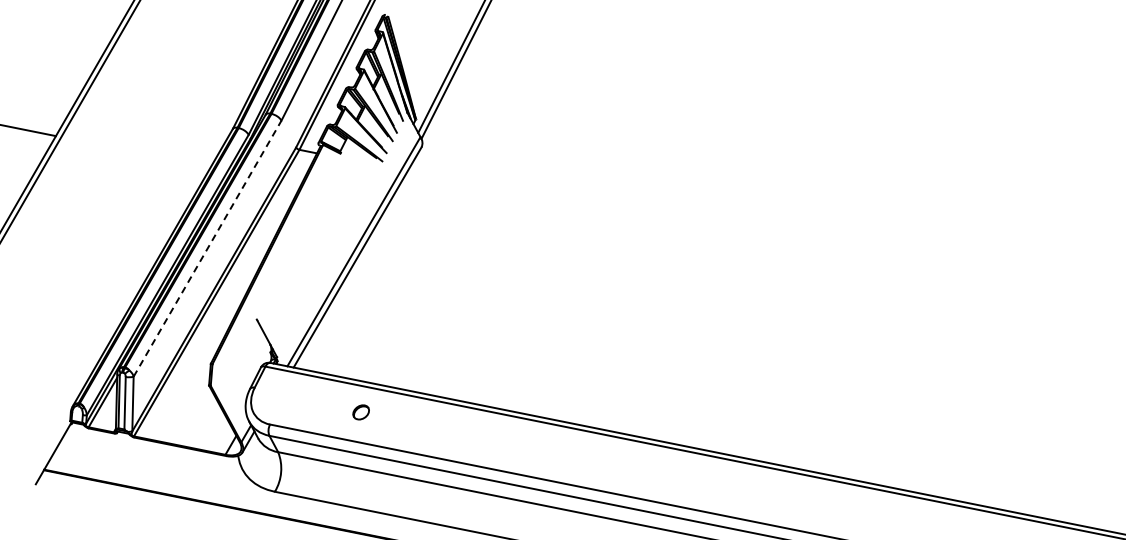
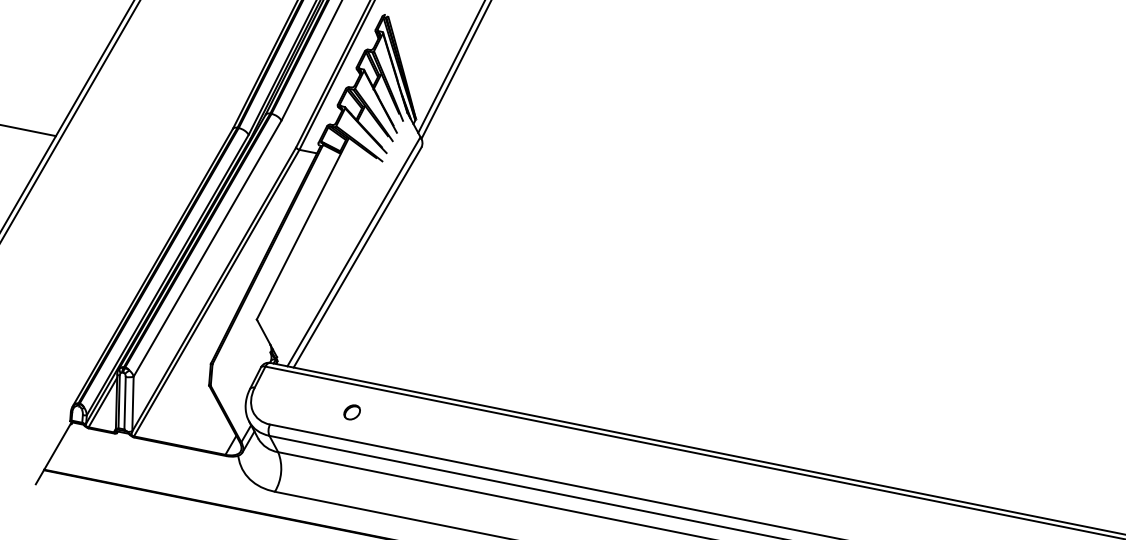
line: none -> present (302, 228)
line: dashed -> solid (207, 248)
part position: (360, 412) -> (351, 412) (351, 412)
